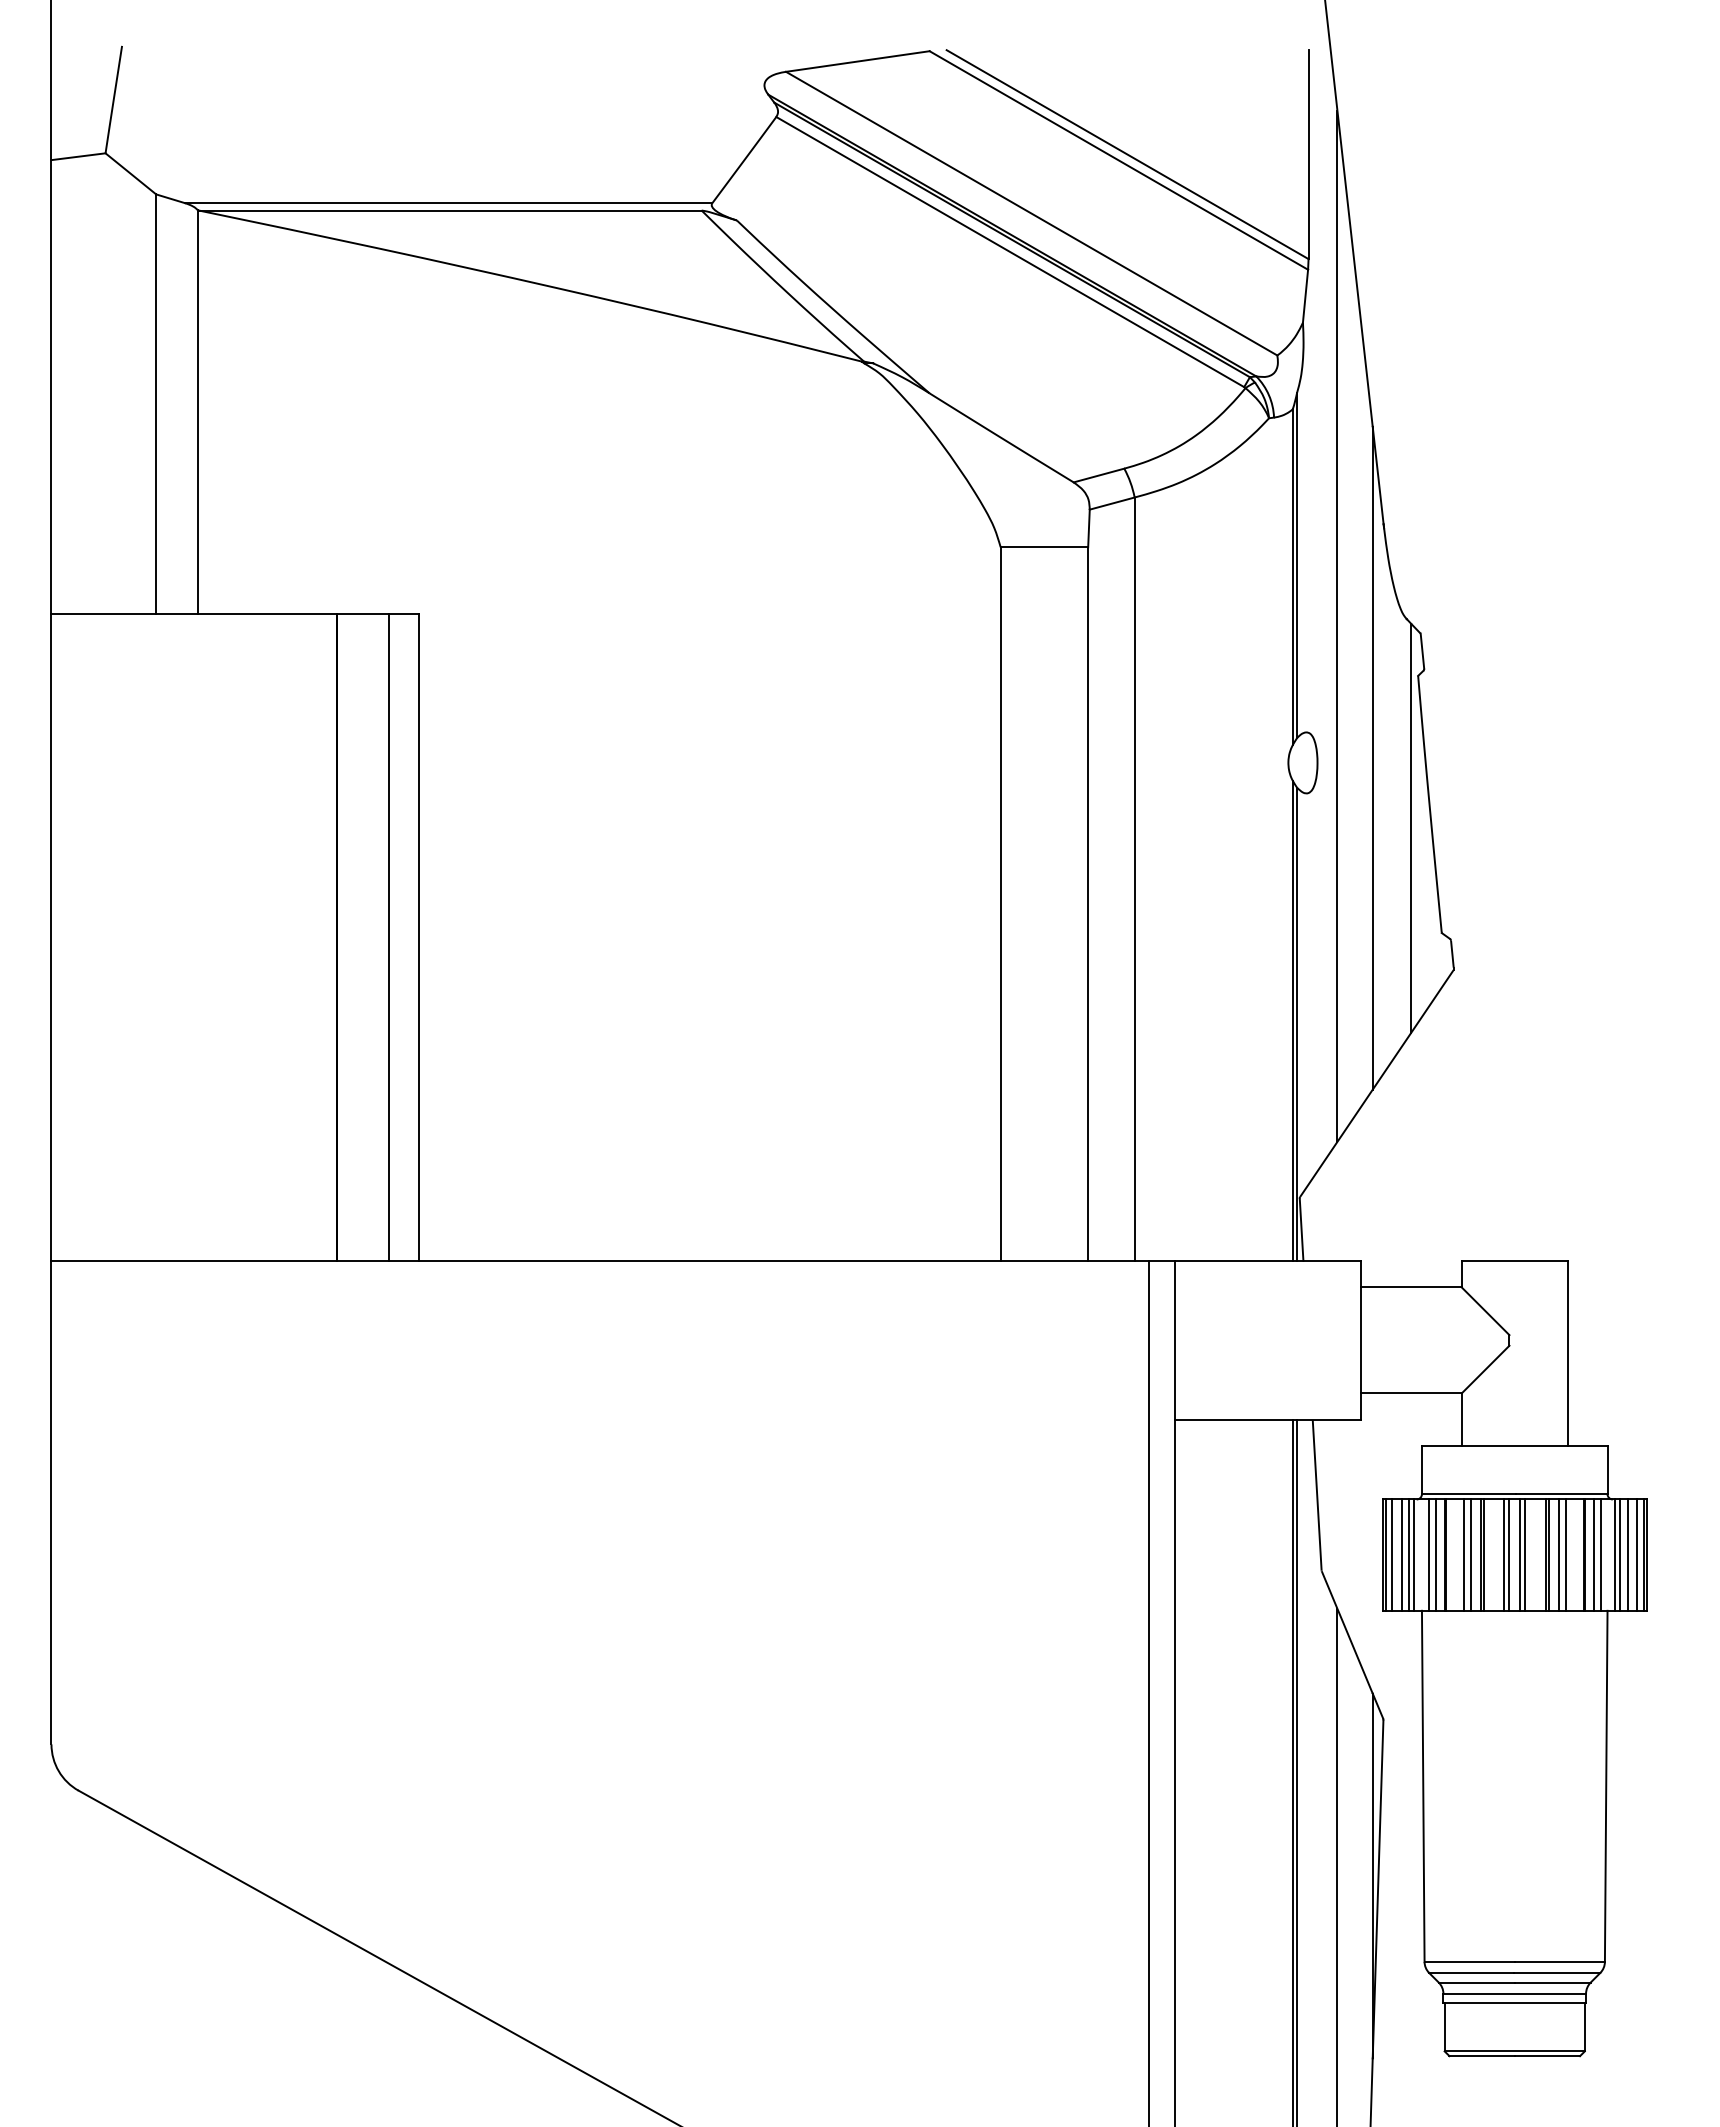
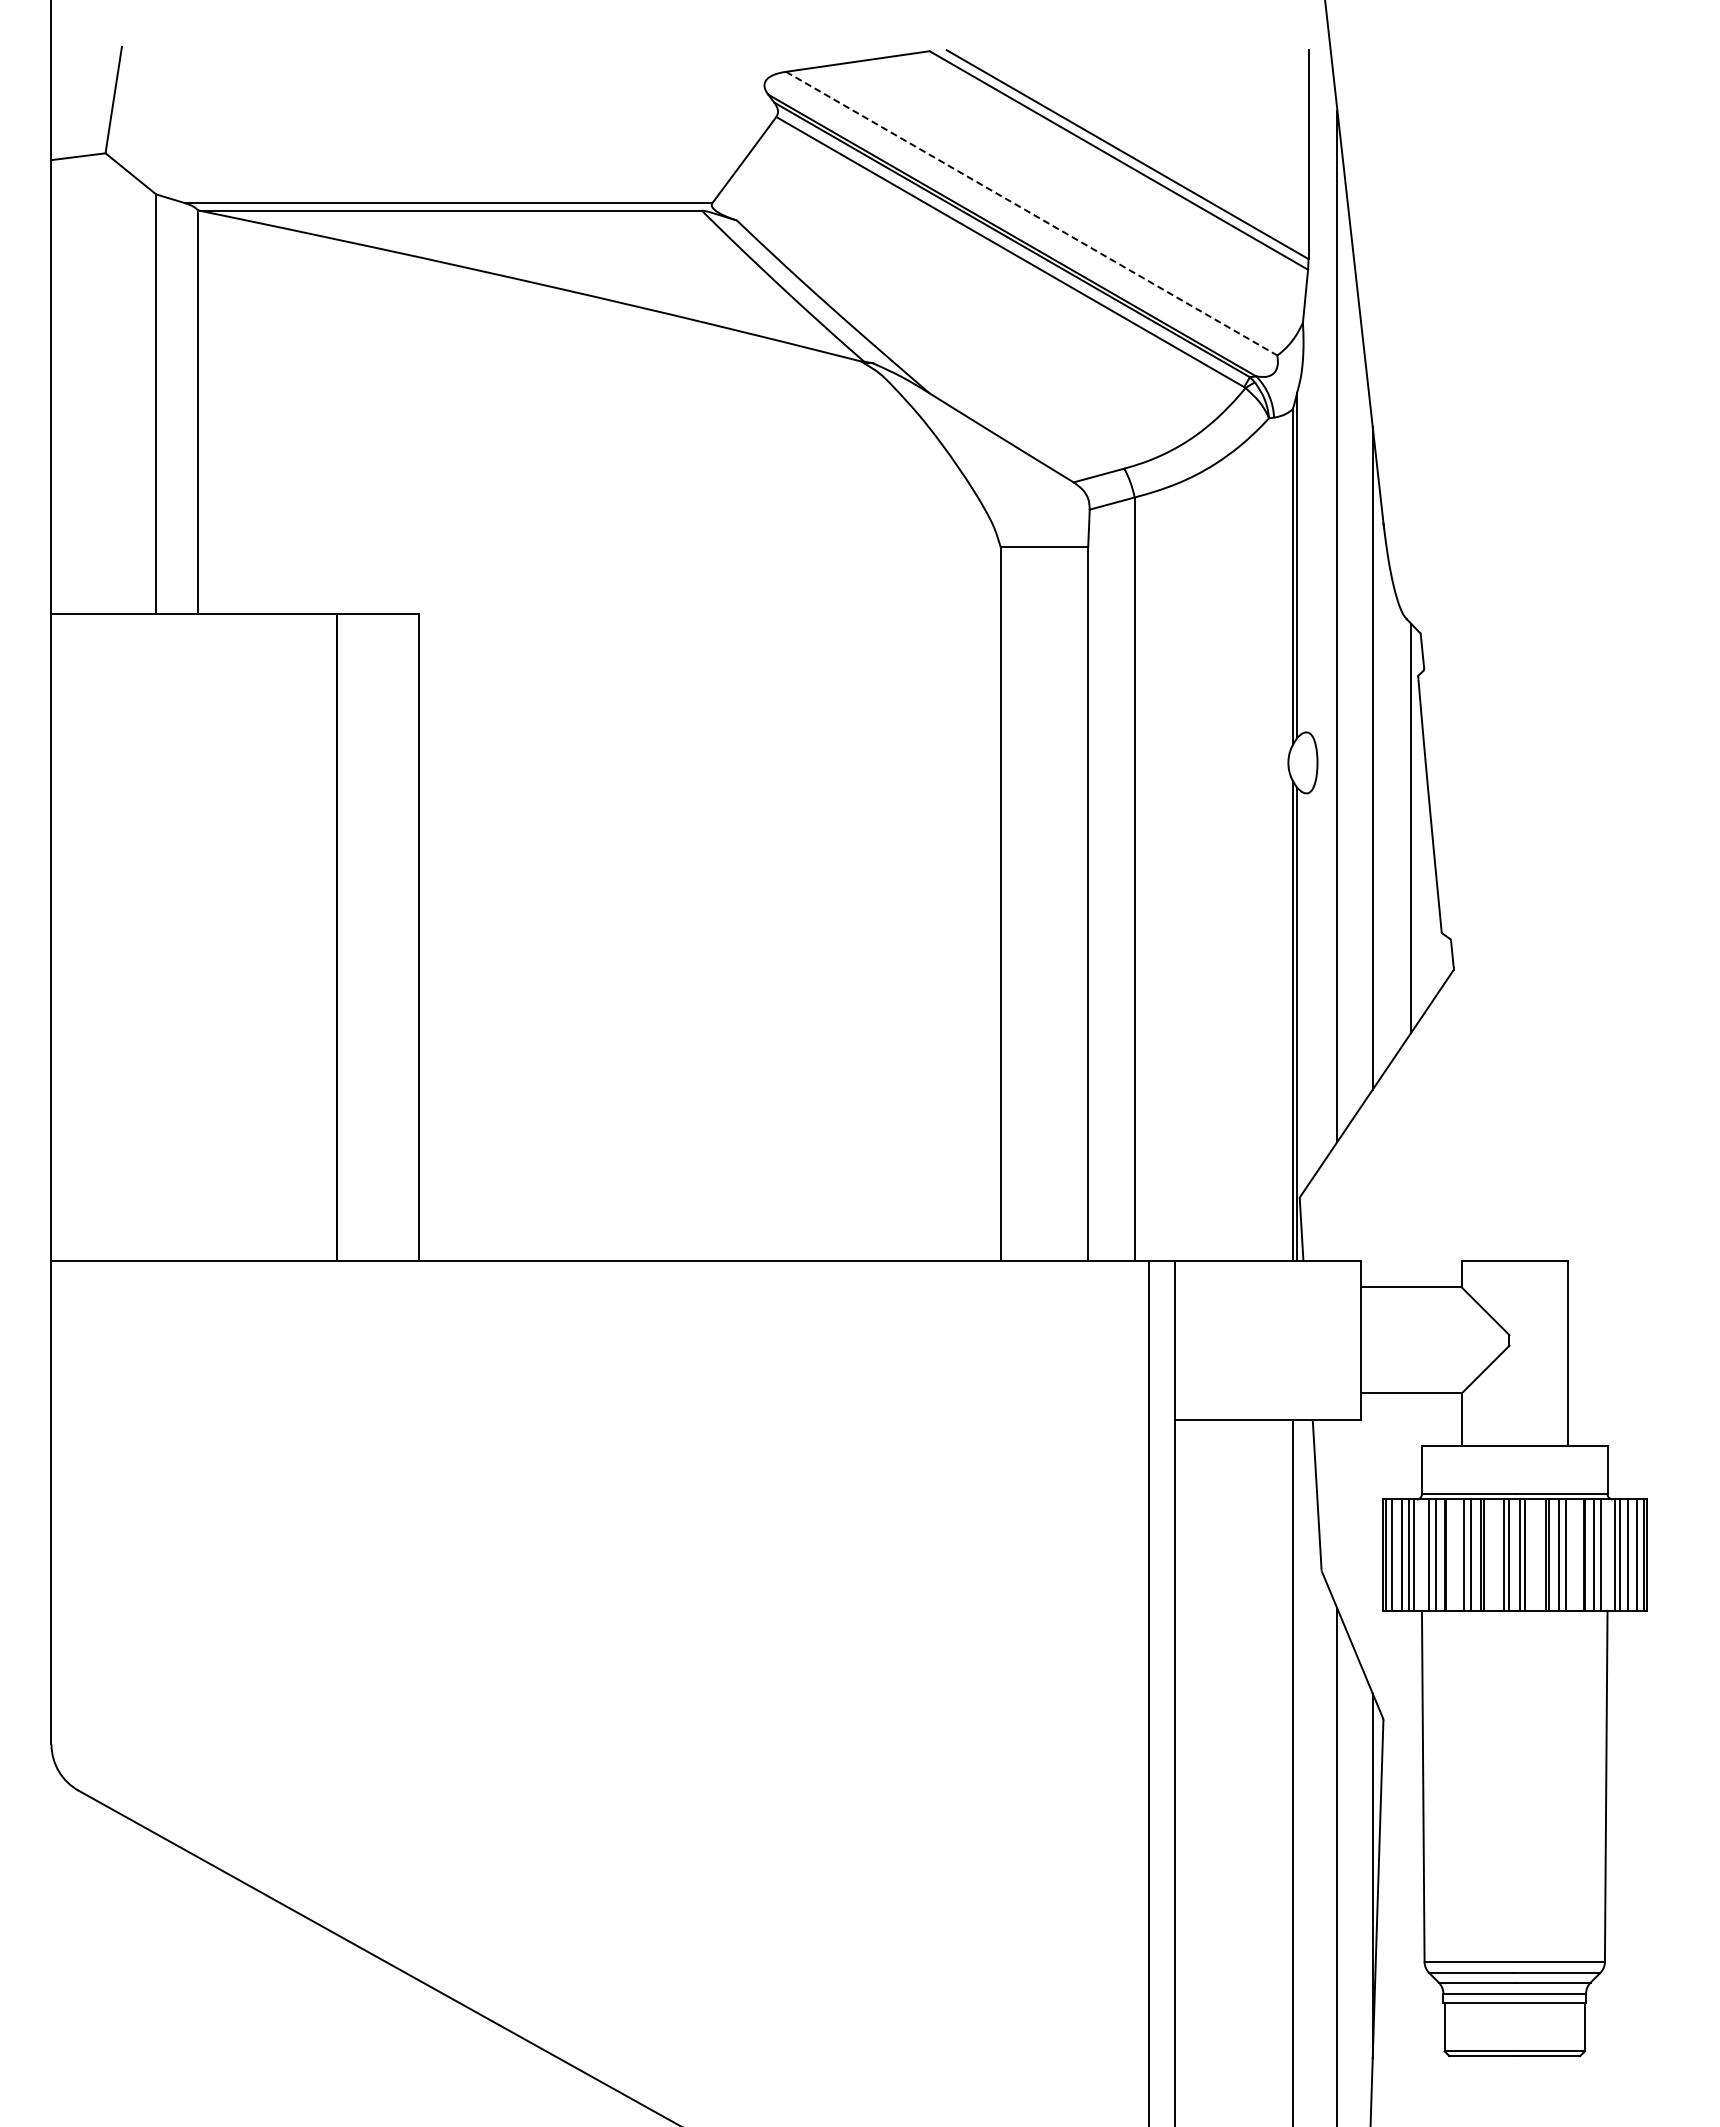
line: solid -> dashed (1031, 213)
line: present -> none (388, 937)
line: present -> none (1297, 1771)
